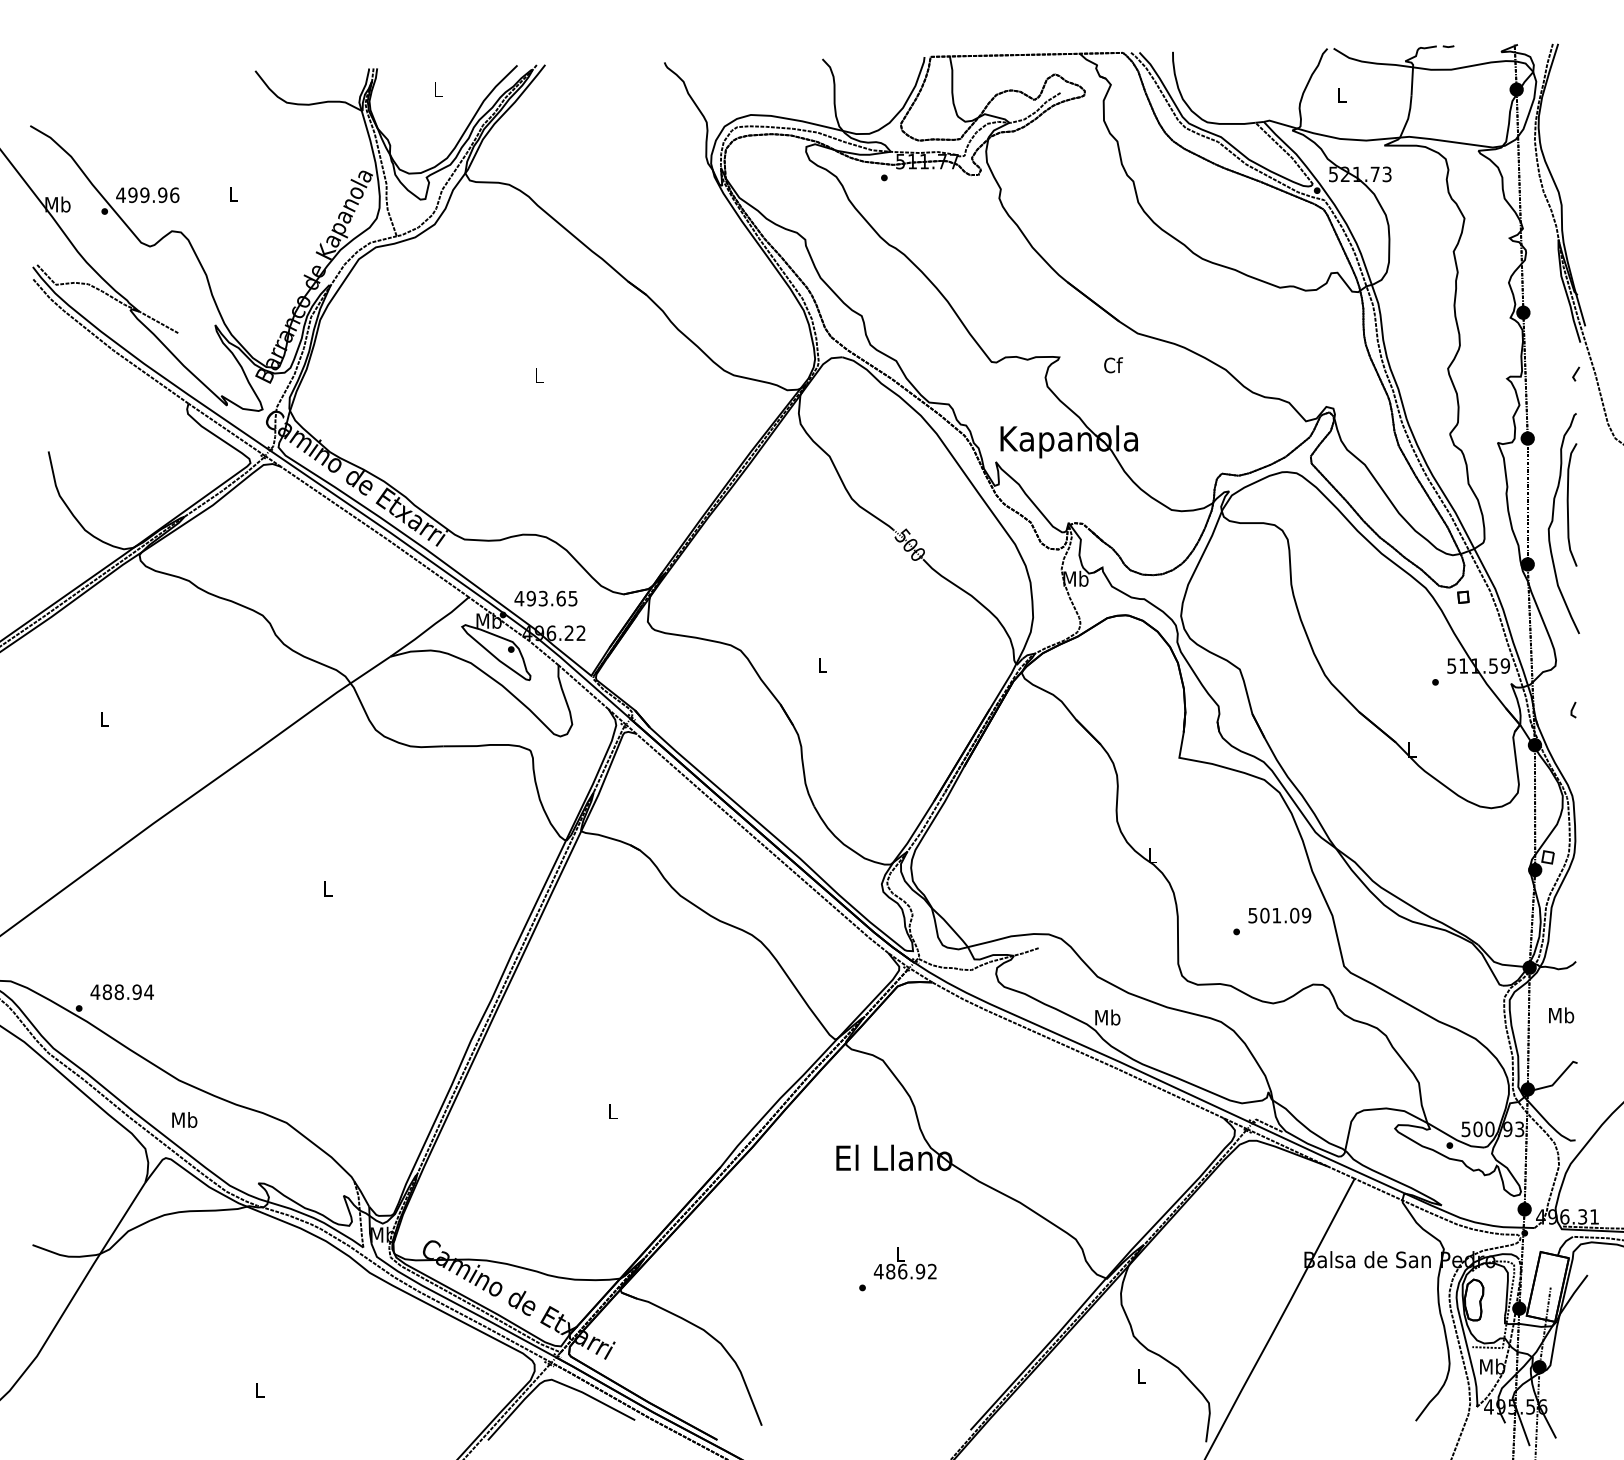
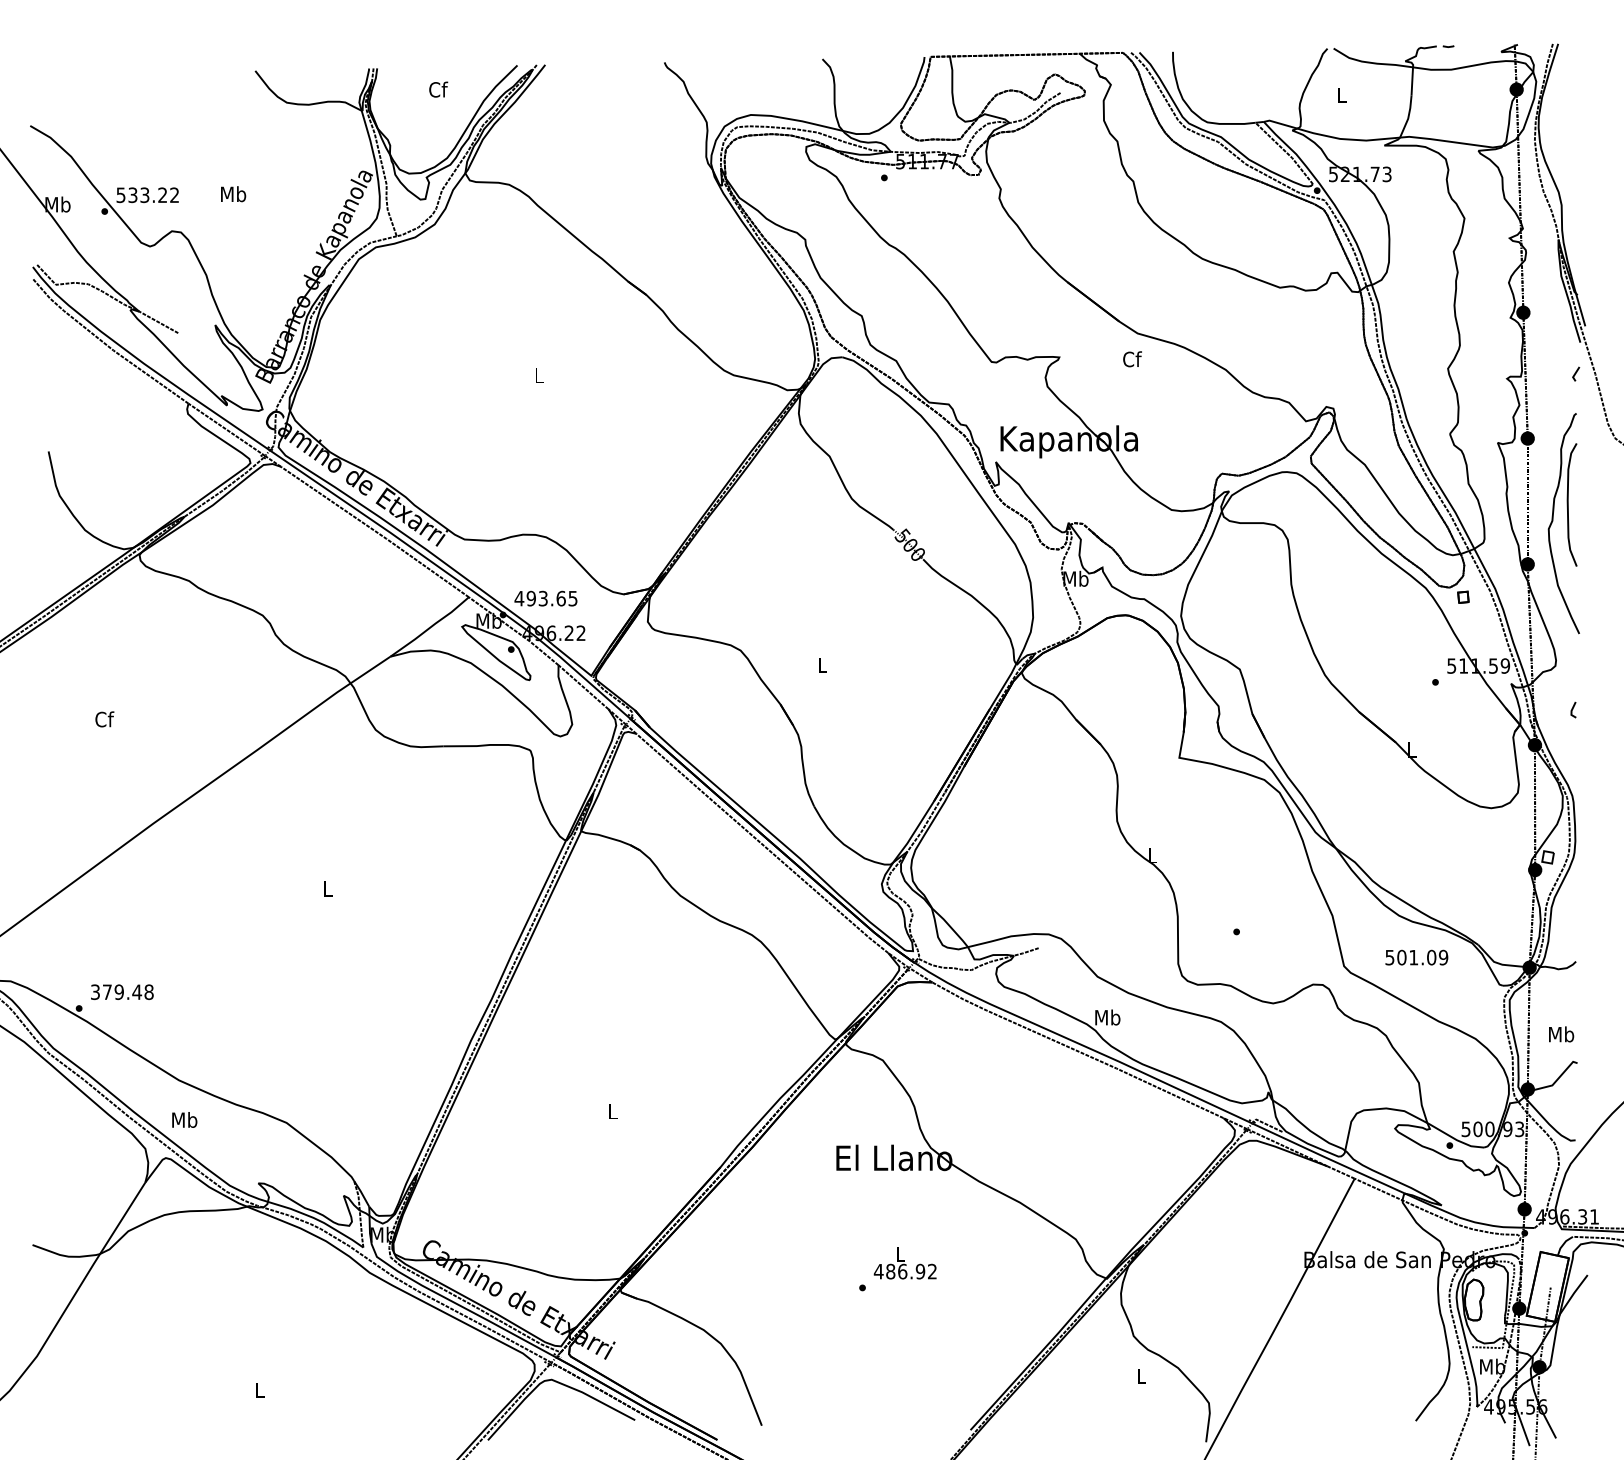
text: L -> Cf (438, 89)
text: L -> Mb (233, 194)
text: 499.96 -> 533.22 (147, 195)
text position: (1113, 365) -> (1132, 359) (1132, 359)
text: L -> Cf (104, 719)
text position: (1279, 915) -> (1416, 957) (1416, 957)
text: 488.94 -> 379.48 (121, 992)
text position: (1561, 1015) -> (1561, 1034) (1561, 1034)
